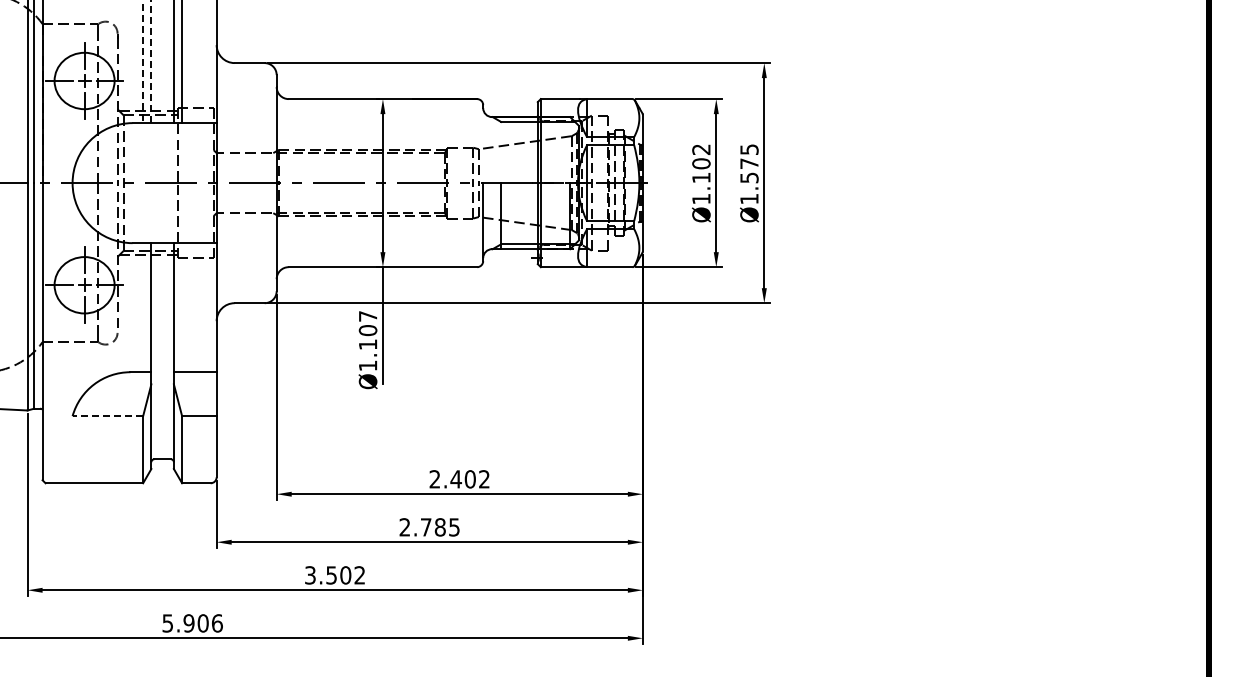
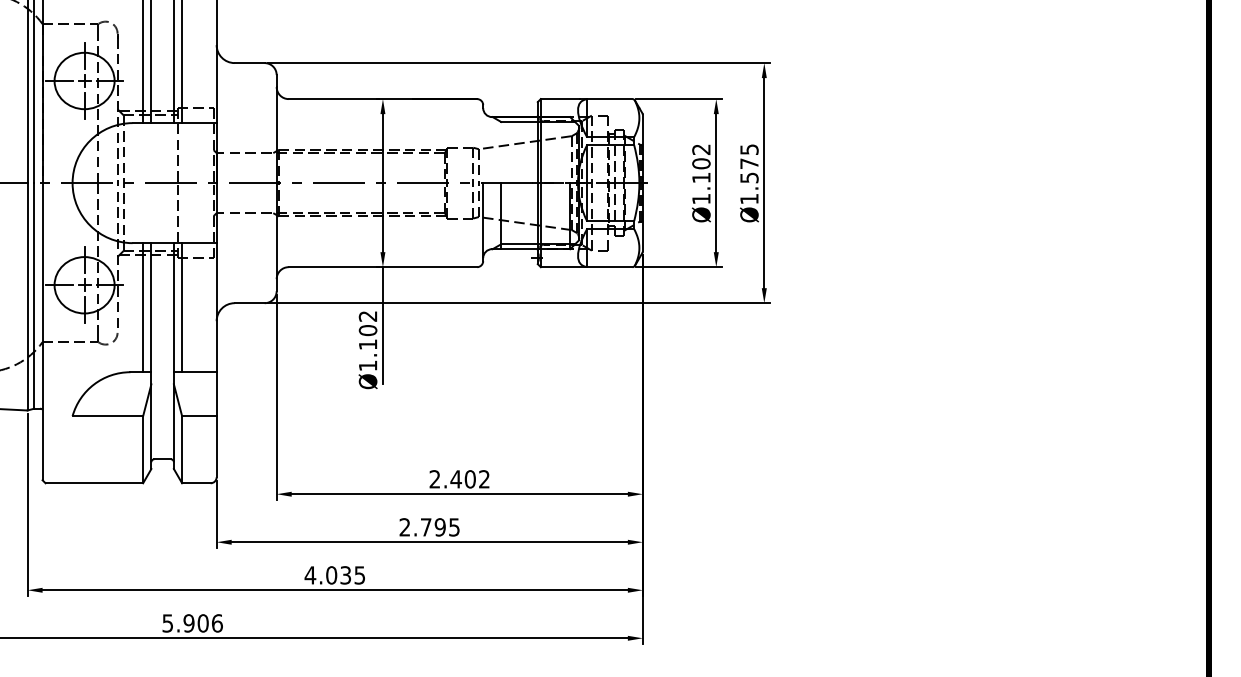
line: dashed -> solid (151, 61)
line: dashed -> solid (143, 62)
line: none -> present (143, 307)
line: none -> present (182, 307)
text: Ø1.107 -> Ø1.102 (367, 316)
line: dashed -> solid (107, 416)
text: 2.785 -> 2.795 (439, 527)
text: 3.502 -> 4.035 (334, 575)
